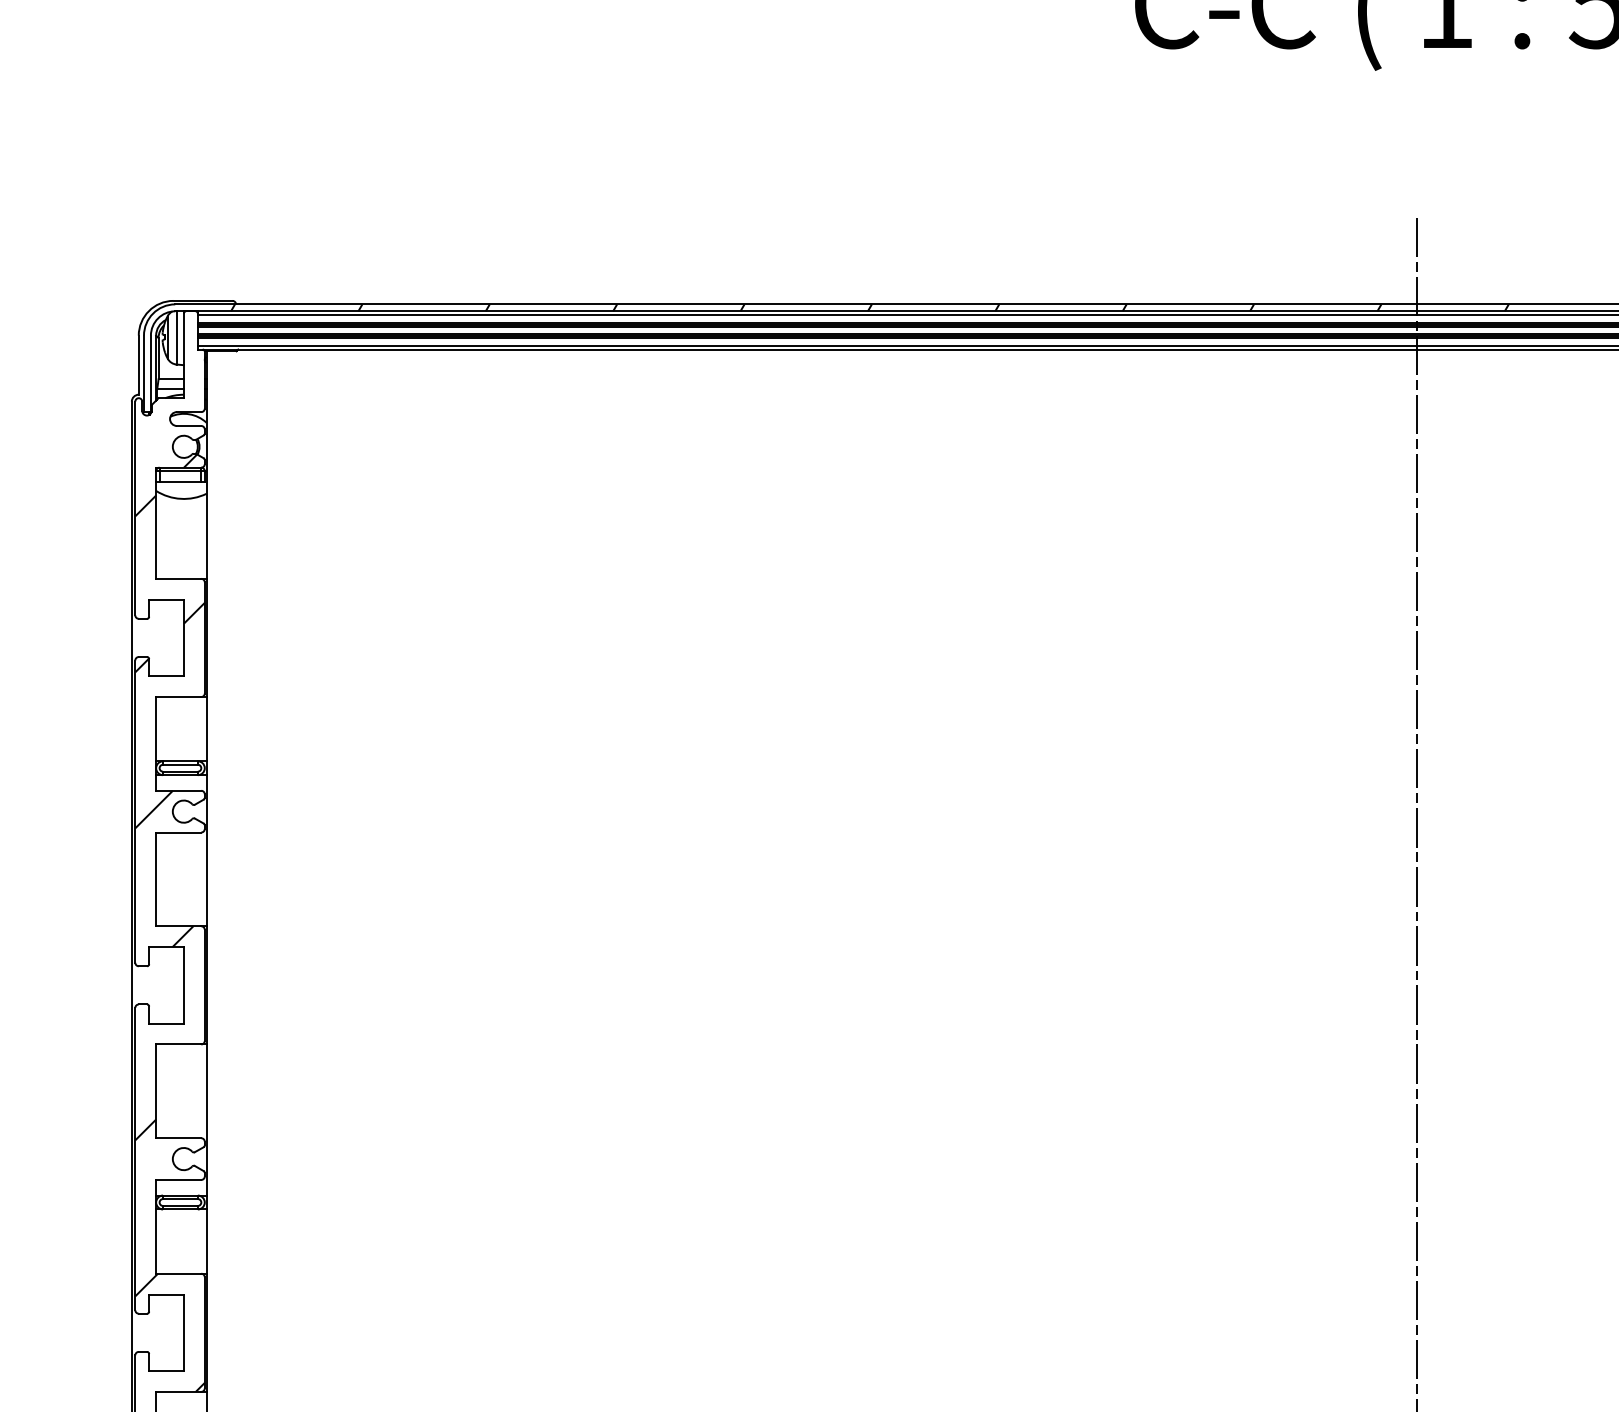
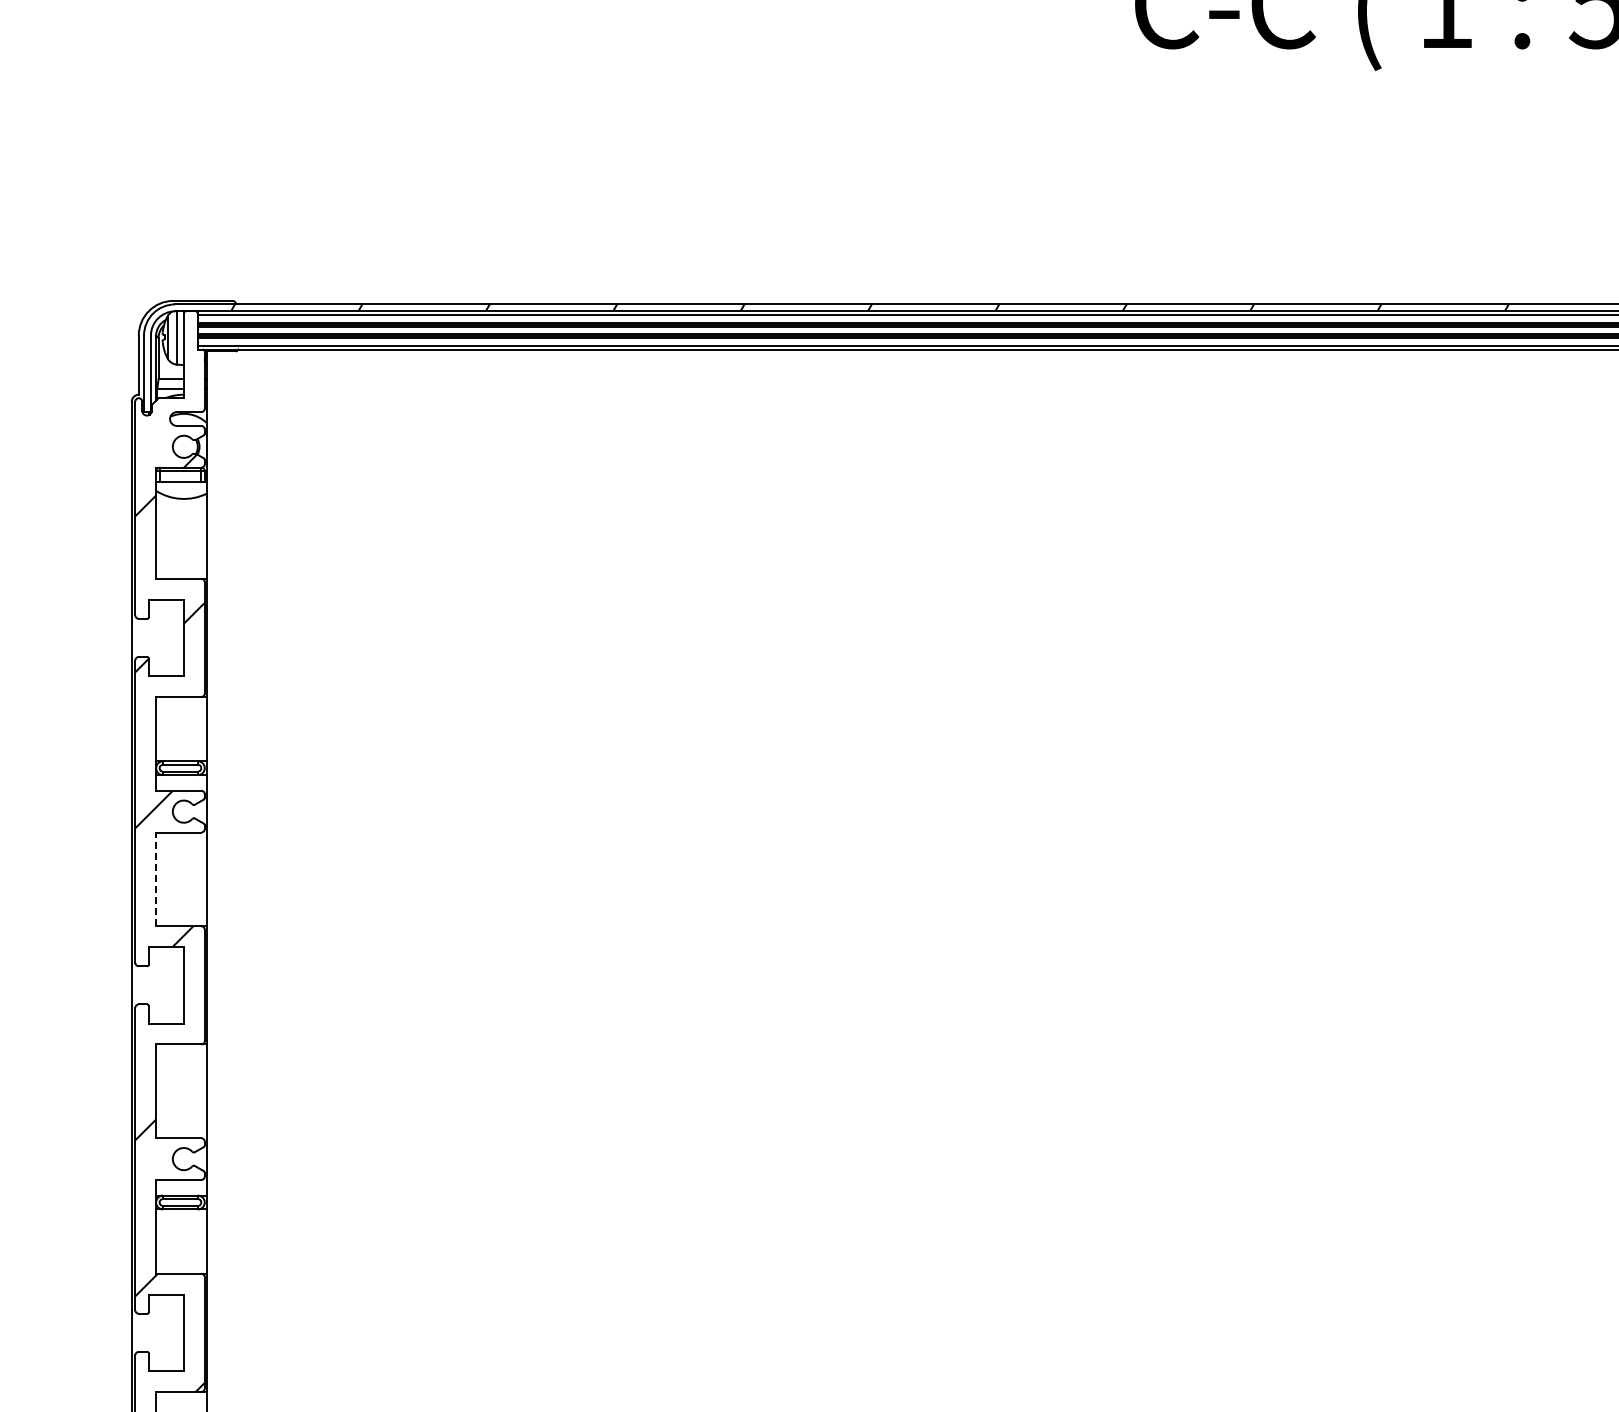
line: present -> none (1417, 812)
line: solid -> dashed (156, 879)
